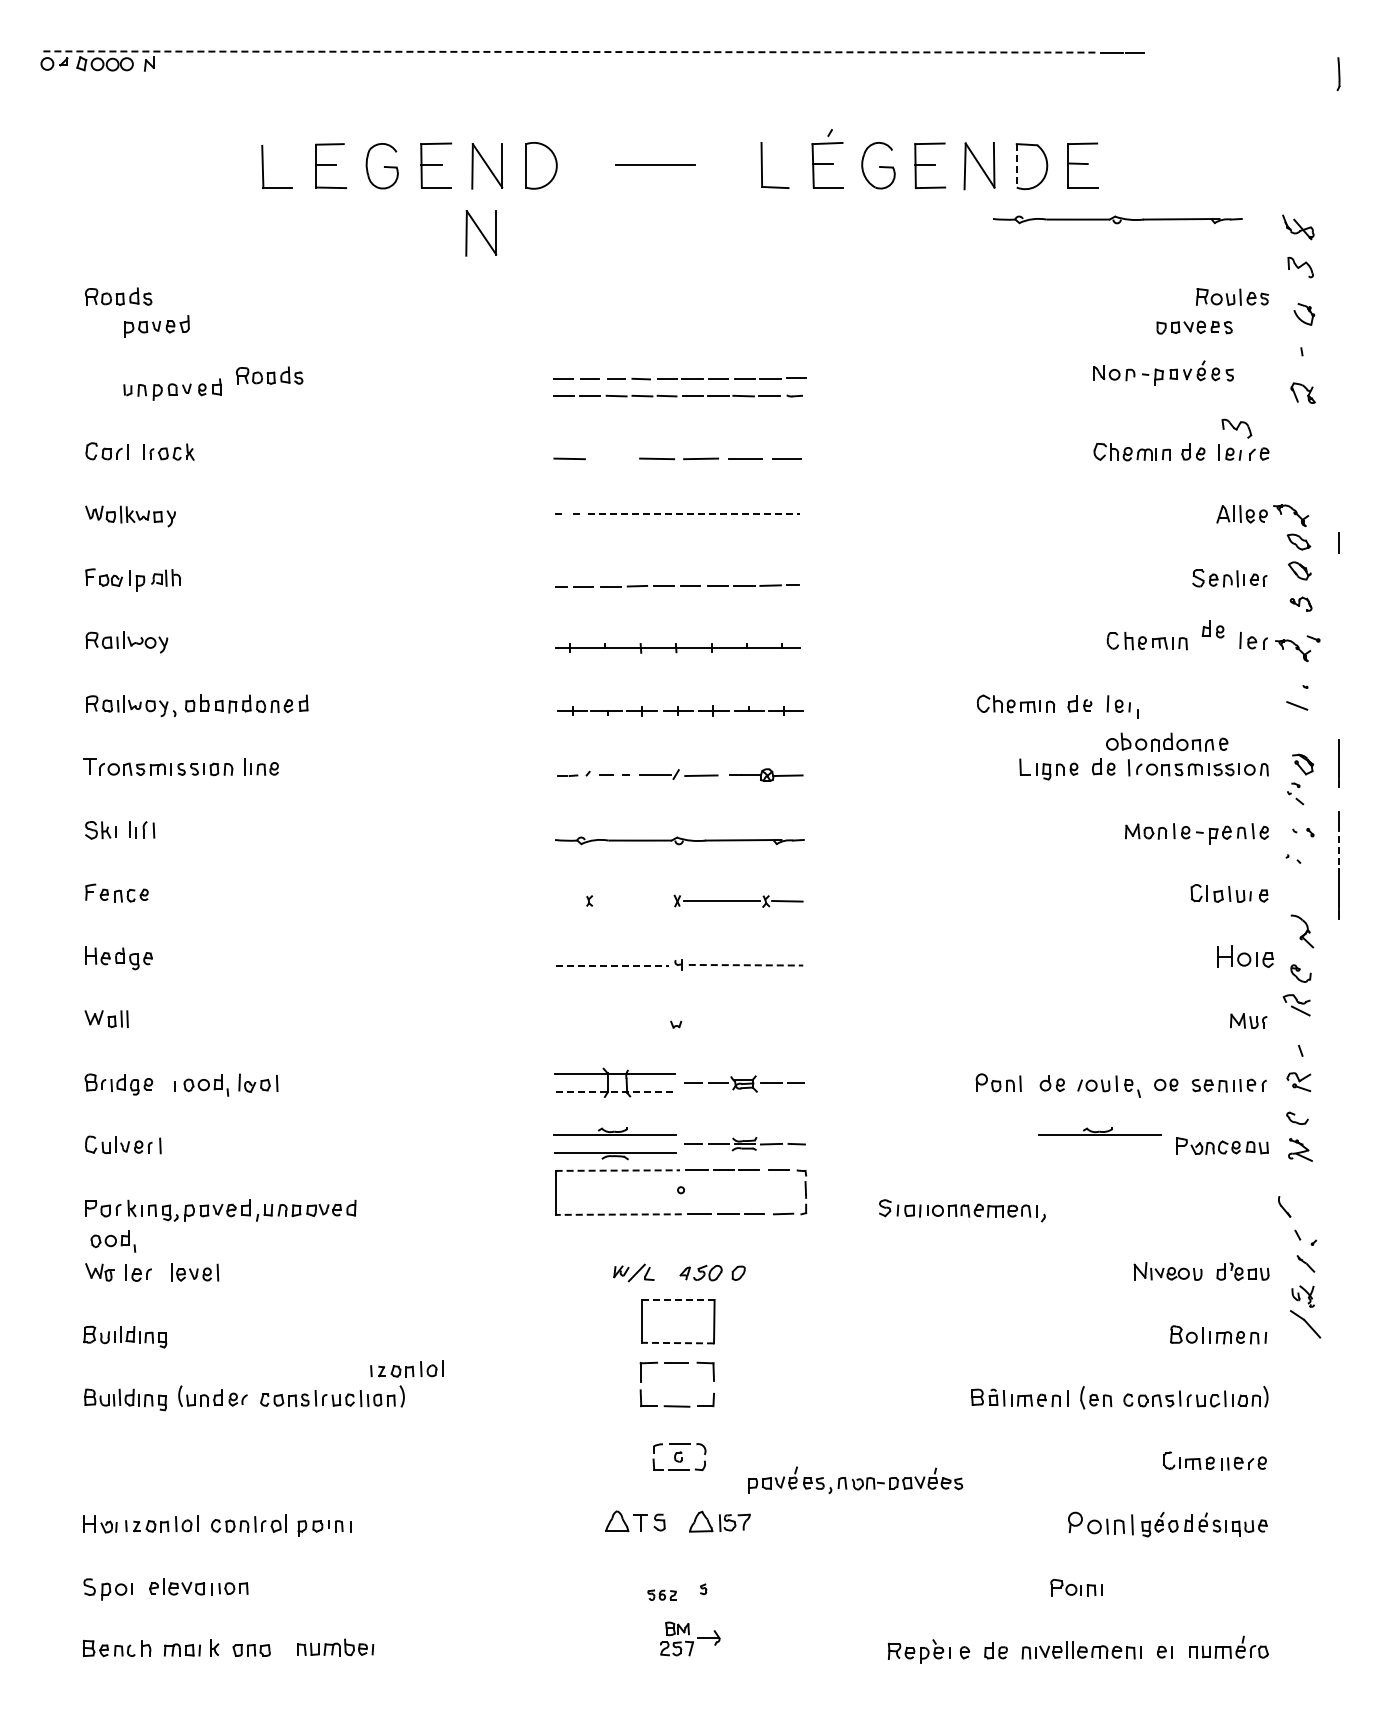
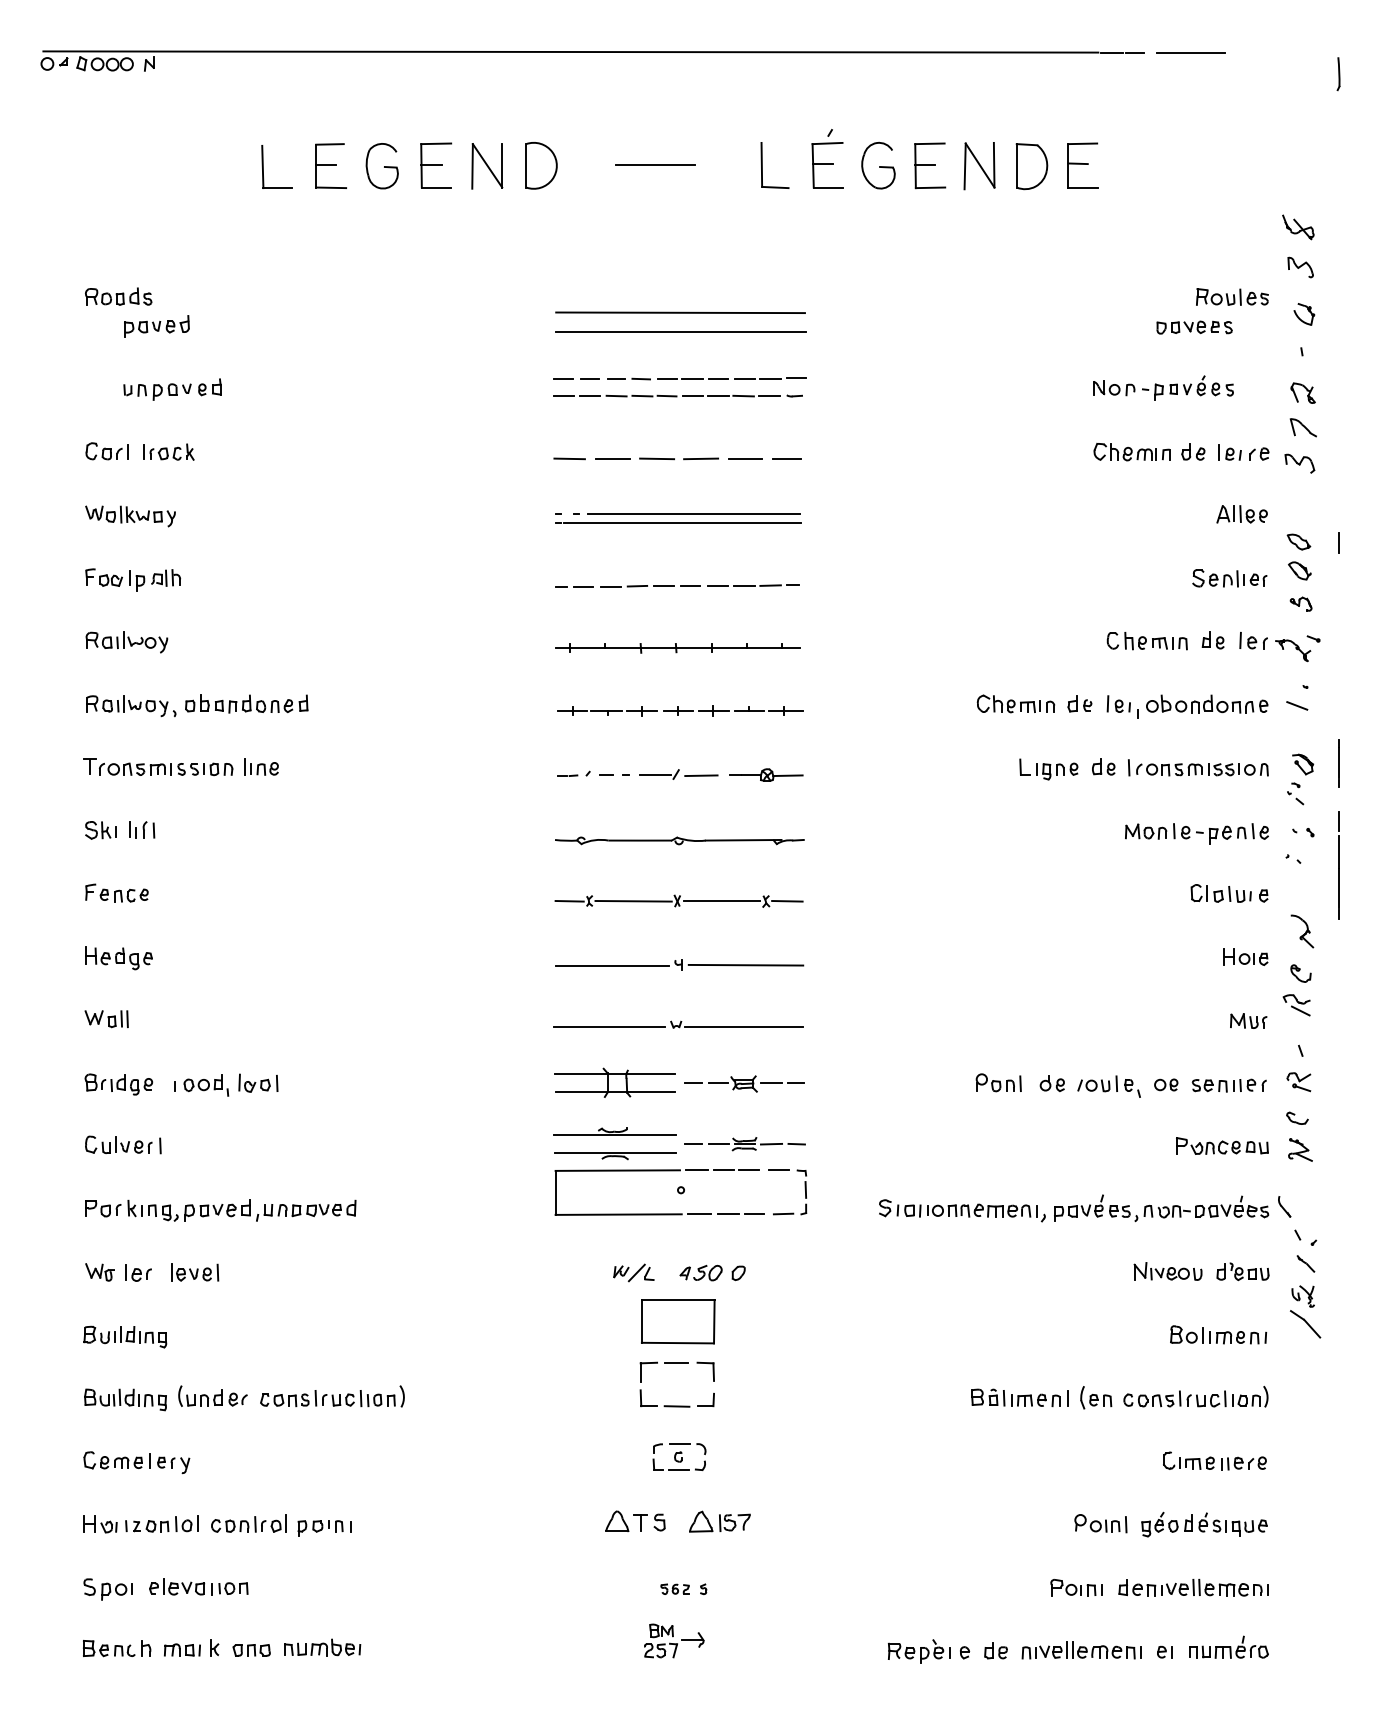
line: dashed -> solid (571, 52)
line: none -> present (1191, 52)
line: dashed -> solid (1016, 165)
part: present -> none (1117, 219)
part: present -> none (481, 233)
line: none -> present (680, 312)
line: none -> present (680, 331)
part position: (1163, 372) -> (1163, 387) (1163, 387)
part: present -> none (269, 375)
part: none -> present (1302, 427)
part position: (1236, 428) -> (1299, 463) (1299, 463)
line: none -> present (612, 458)
line: dashed -> solid (694, 513)
part: present -> none (1291, 515)
line: none -> present (678, 522)
part position: (1212, 629) -> (1212, 640) (1212, 640)
part position: (1167, 741) -> (1207, 703) (1207, 703)
line: dashed -> solid (1339, 851)
line: none -> present (569, 901)
line: none -> present (633, 901)
part size: 57x23 px -> 46x18 px (1245, 956)
line: dashed -> solid (612, 965)
line: dashed -> solid (746, 965)
line: none -> present (609, 1026)
line: none -> present (743, 1026)
line: dashed -> solid (615, 1092)
part: present -> none (1099, 1131)
line: dashed -> solid (618, 1170)
line: dashed -> solid (618, 1214)
part: present -> none (113, 1241)
line: dashed -> solid (678, 1299)
line: dashed -> solid (677, 1343)
part: present -> none (406, 1368)
part: none -> present (136, 1462)
part position: (855, 1480) -> (1161, 1208) (1161, 1208)
part size: 66x25 px -> 54x20 px (1100, 1523)
part: none -> present (1193, 1587)
part position: (661, 1594) -> (674, 1588) (674, 1588)
part position: (690, 1638) -> (674, 1640) (674, 1640)
part position: (335, 1647) -> (322, 1647) (322, 1647)
